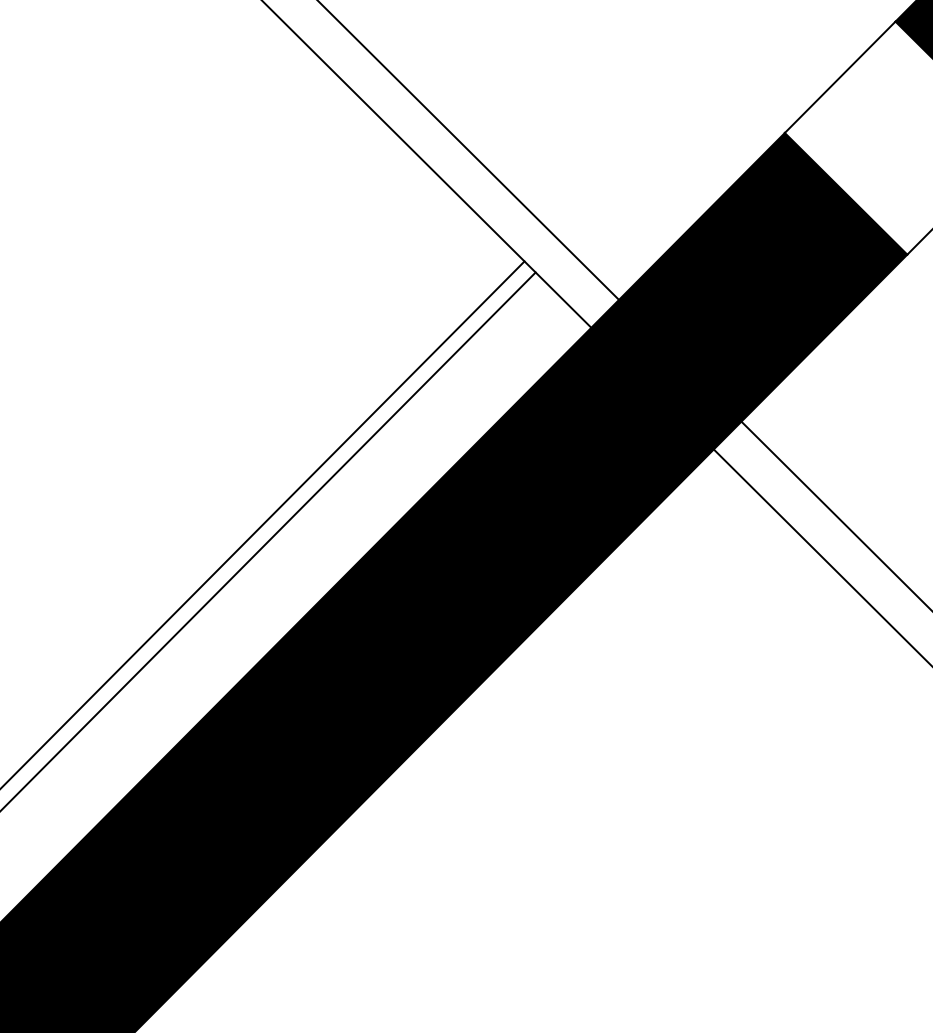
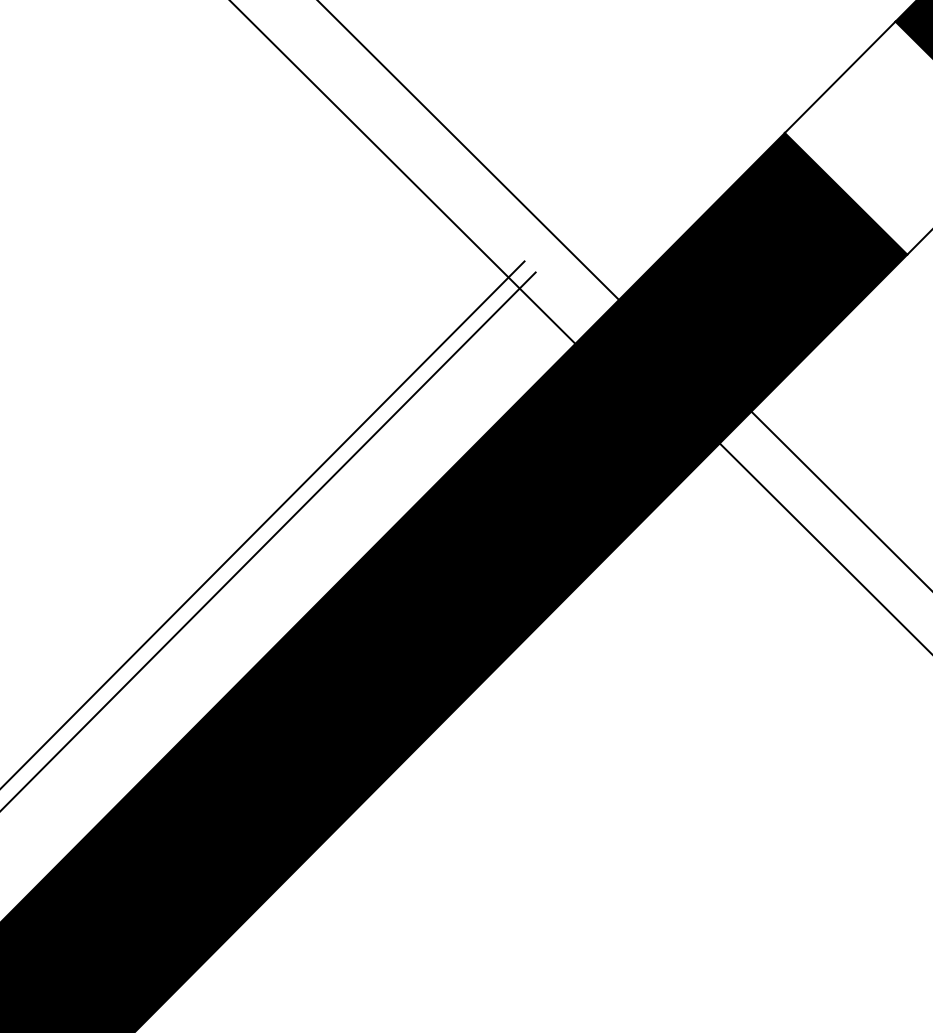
line position: (427, 164) -> (403, 172) (403, 172)
line position: (835, 514) -> (840, 499) (840, 499)
line position: (821, 556) -> (824, 547) (824, 547)
